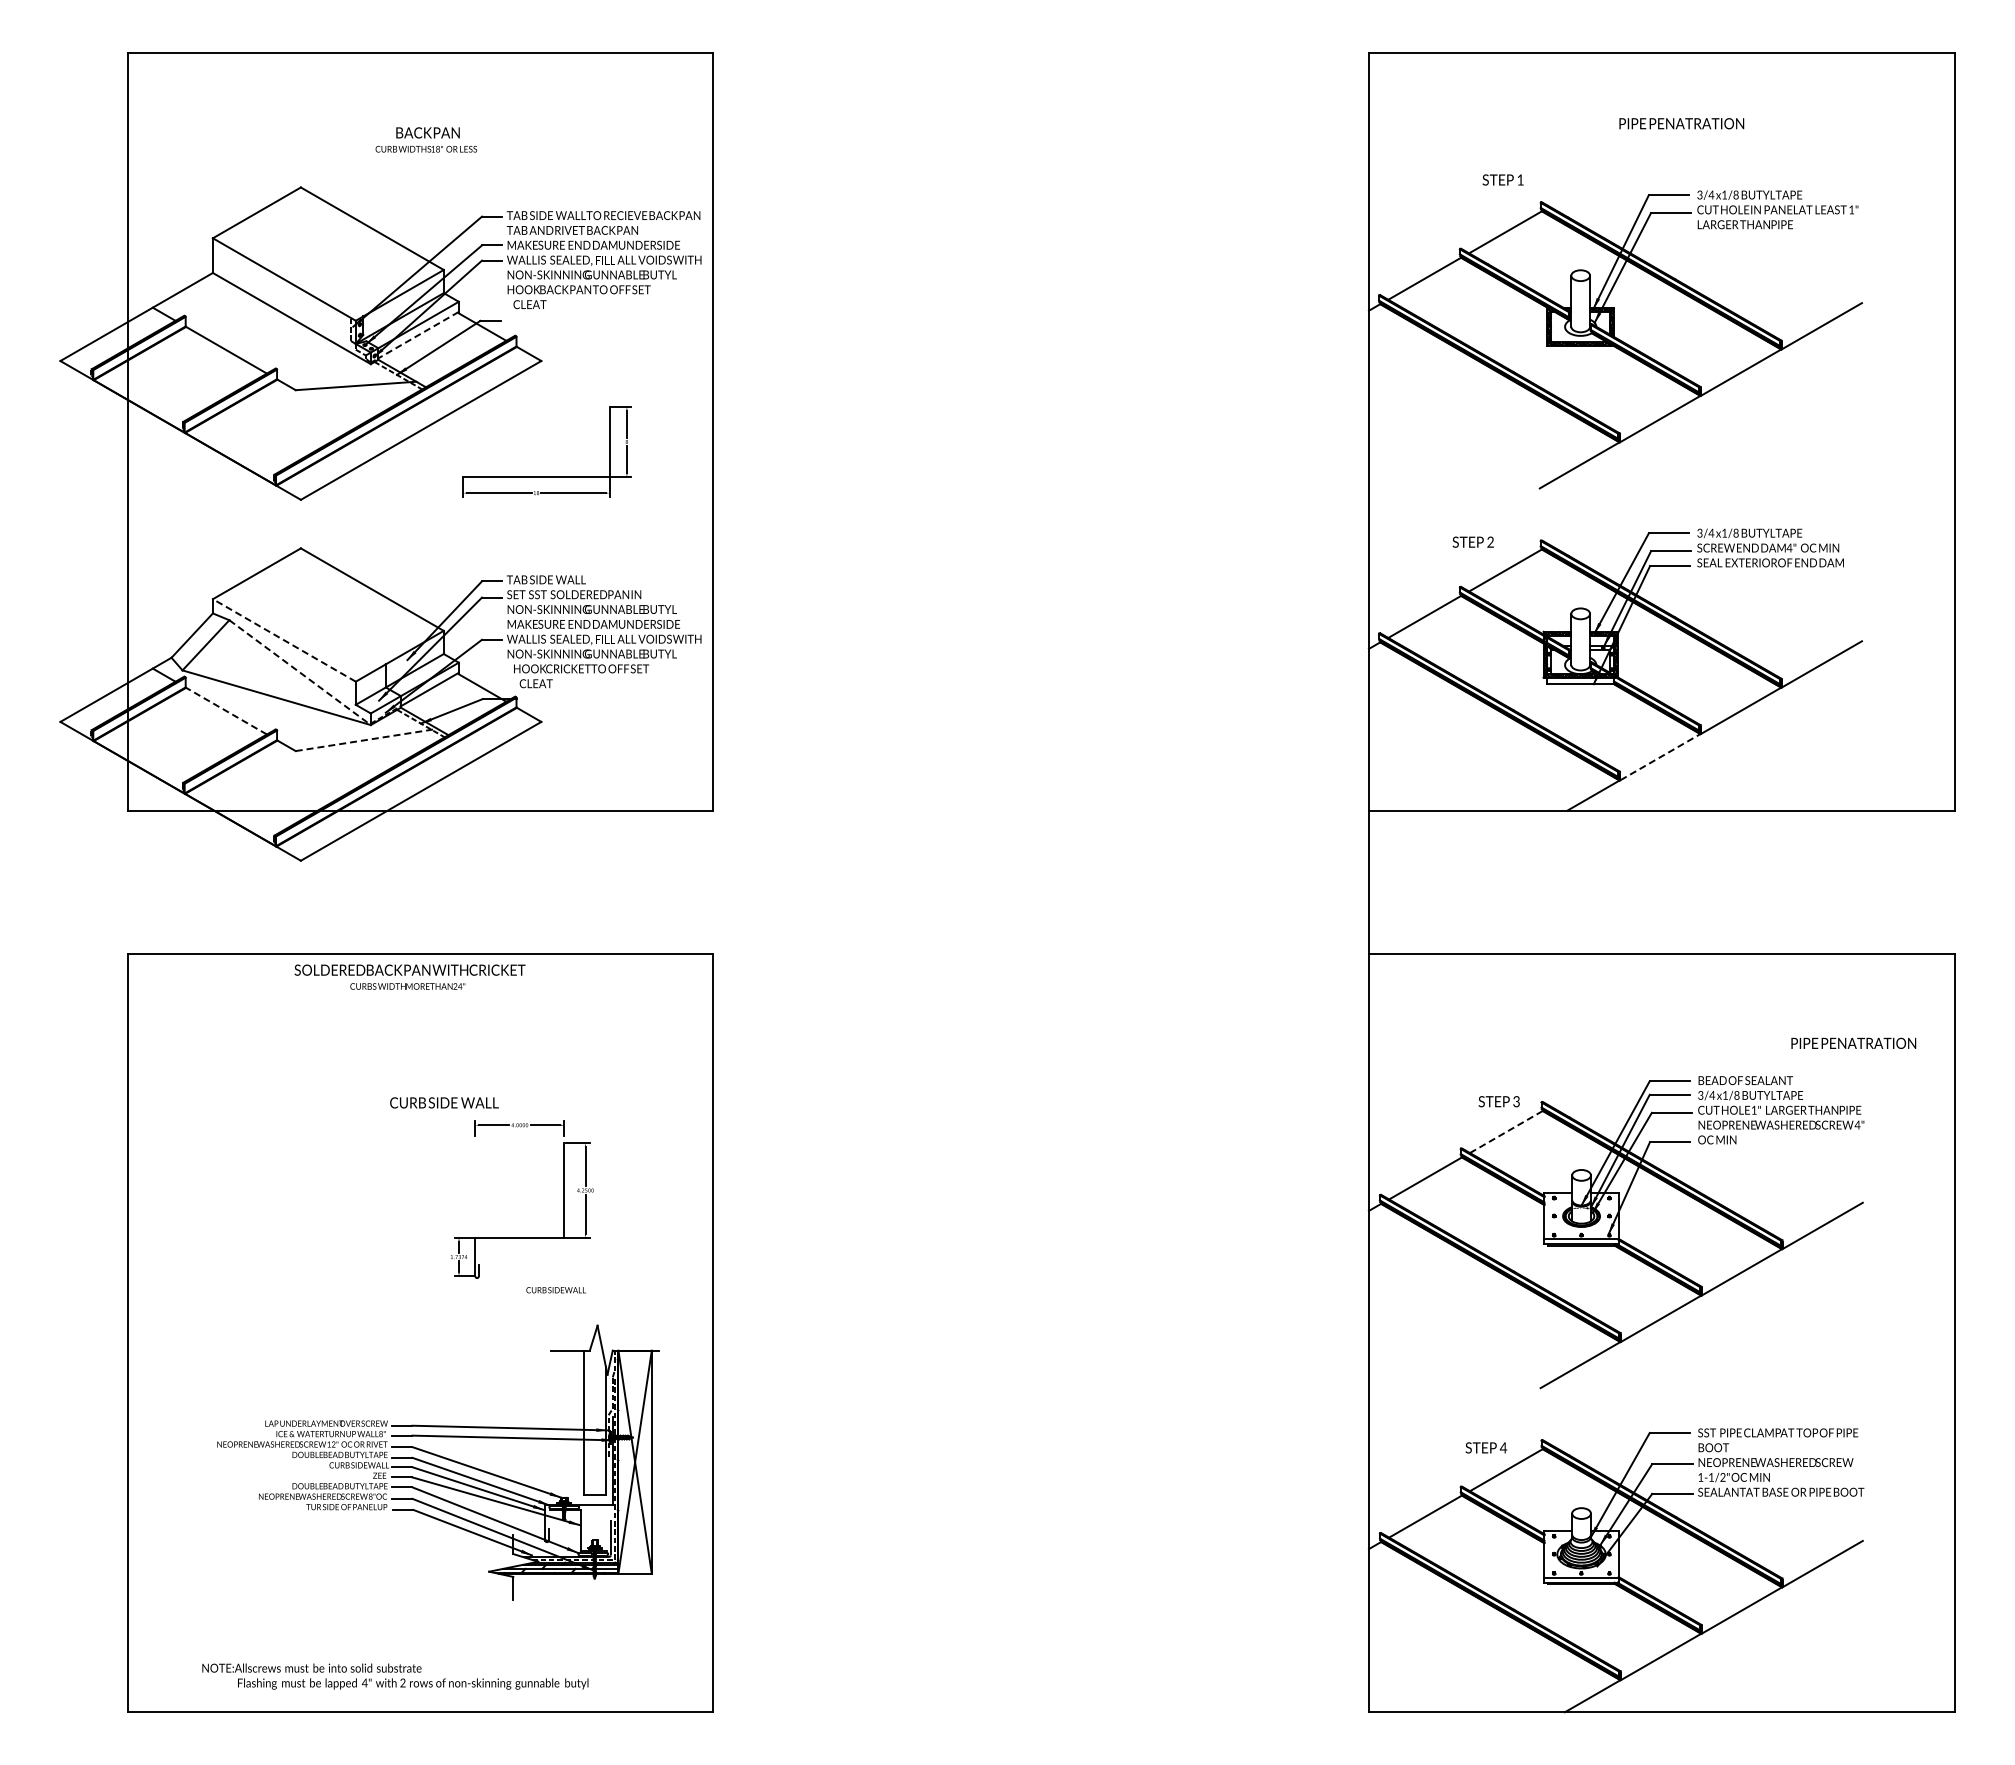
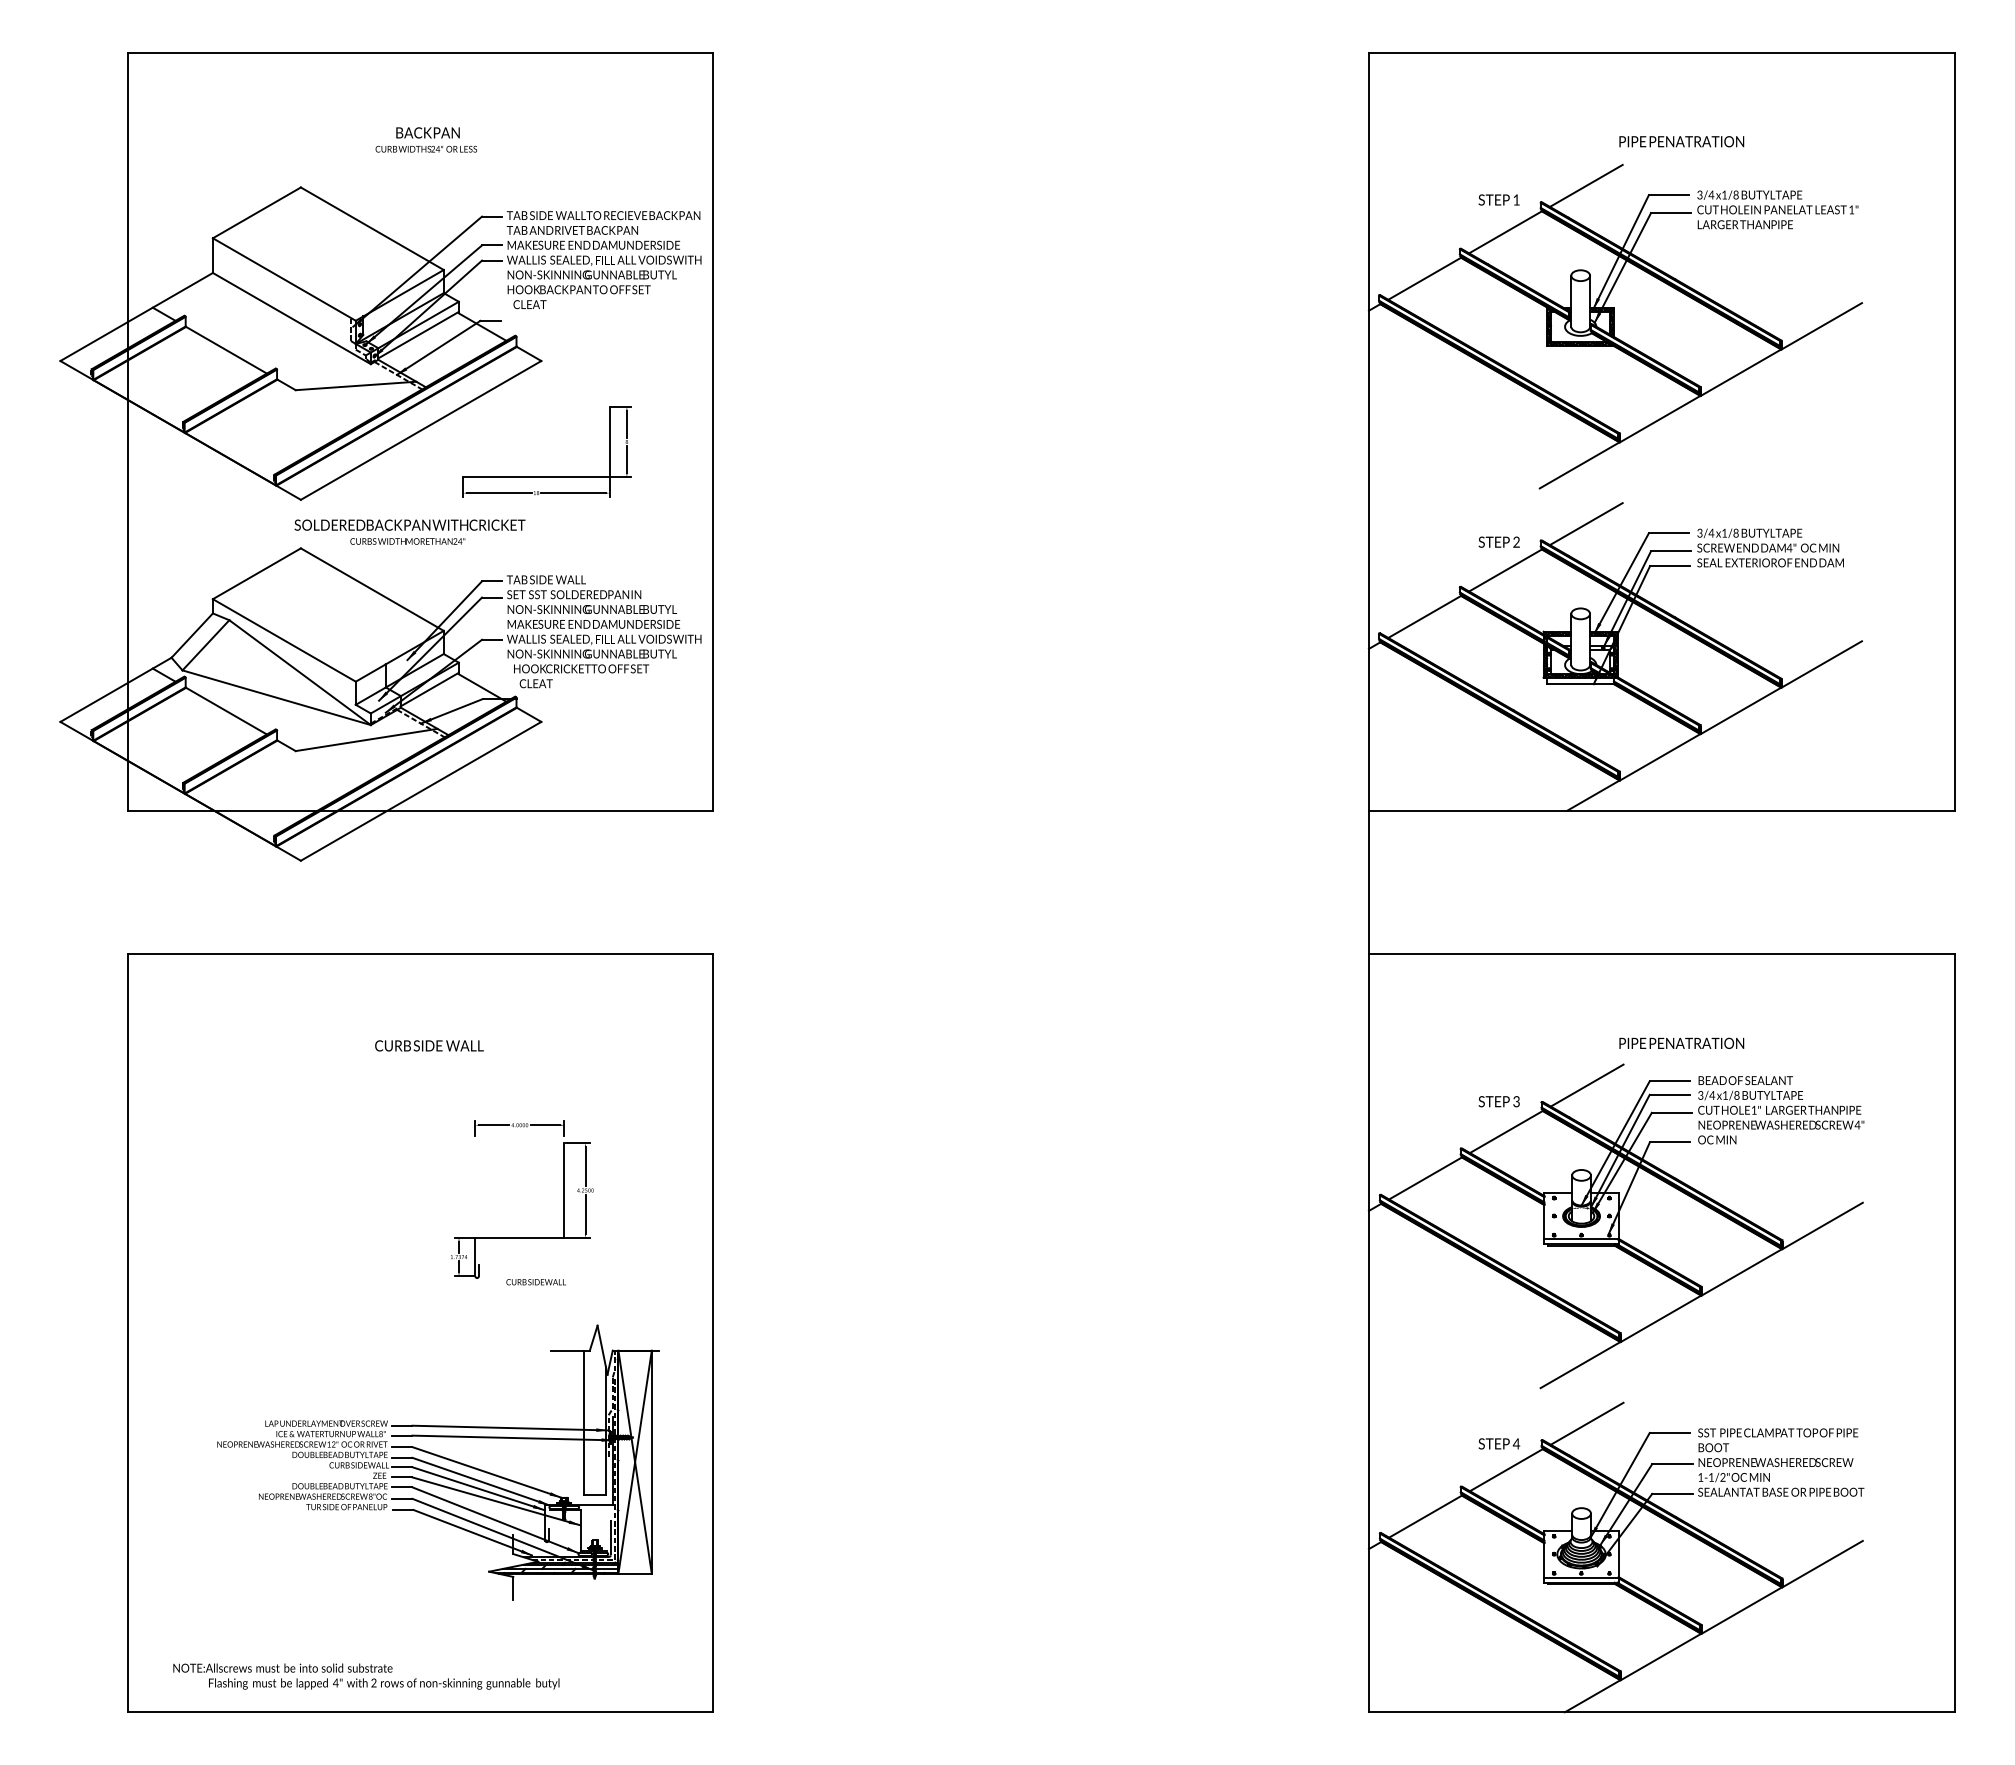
text position: (1681, 123) -> (1681, 141) (1681, 141)
text: 18" -> 24" (435, 149)
text position: (1502, 179) -> (1498, 199) (1498, 199)
line: none -> present (1585, 185)
line: dashed -> solid (418, 335)
line: none -> present (1585, 524)
text position: (1472, 541) -> (1498, 541) (1498, 541)
line: dashed -> solid (284, 640)
line: dashed -> solid (300, 672)
line: dashed -> solid (226, 711)
line: dashed -> solid (366, 739)
line: dashed -> solid (1660, 756)
text position: (409, 976) -> (409, 531) (409, 531)
text position: (1853, 1042) -> (1681, 1042) (1681, 1042)
line: none -> present (1586, 1085)
text position: (444, 1102) -> (429, 1045) (429, 1045)
line: dashed -> solid (1506, 1132)
text position: (555, 1290) -> (535, 1282) (535, 1282)
line: none -> present (1586, 1423)
text position: (1486, 1447) -> (1499, 1443) (1499, 1443)
text position: (395, 1676) -> (366, 1676) (366, 1676)
